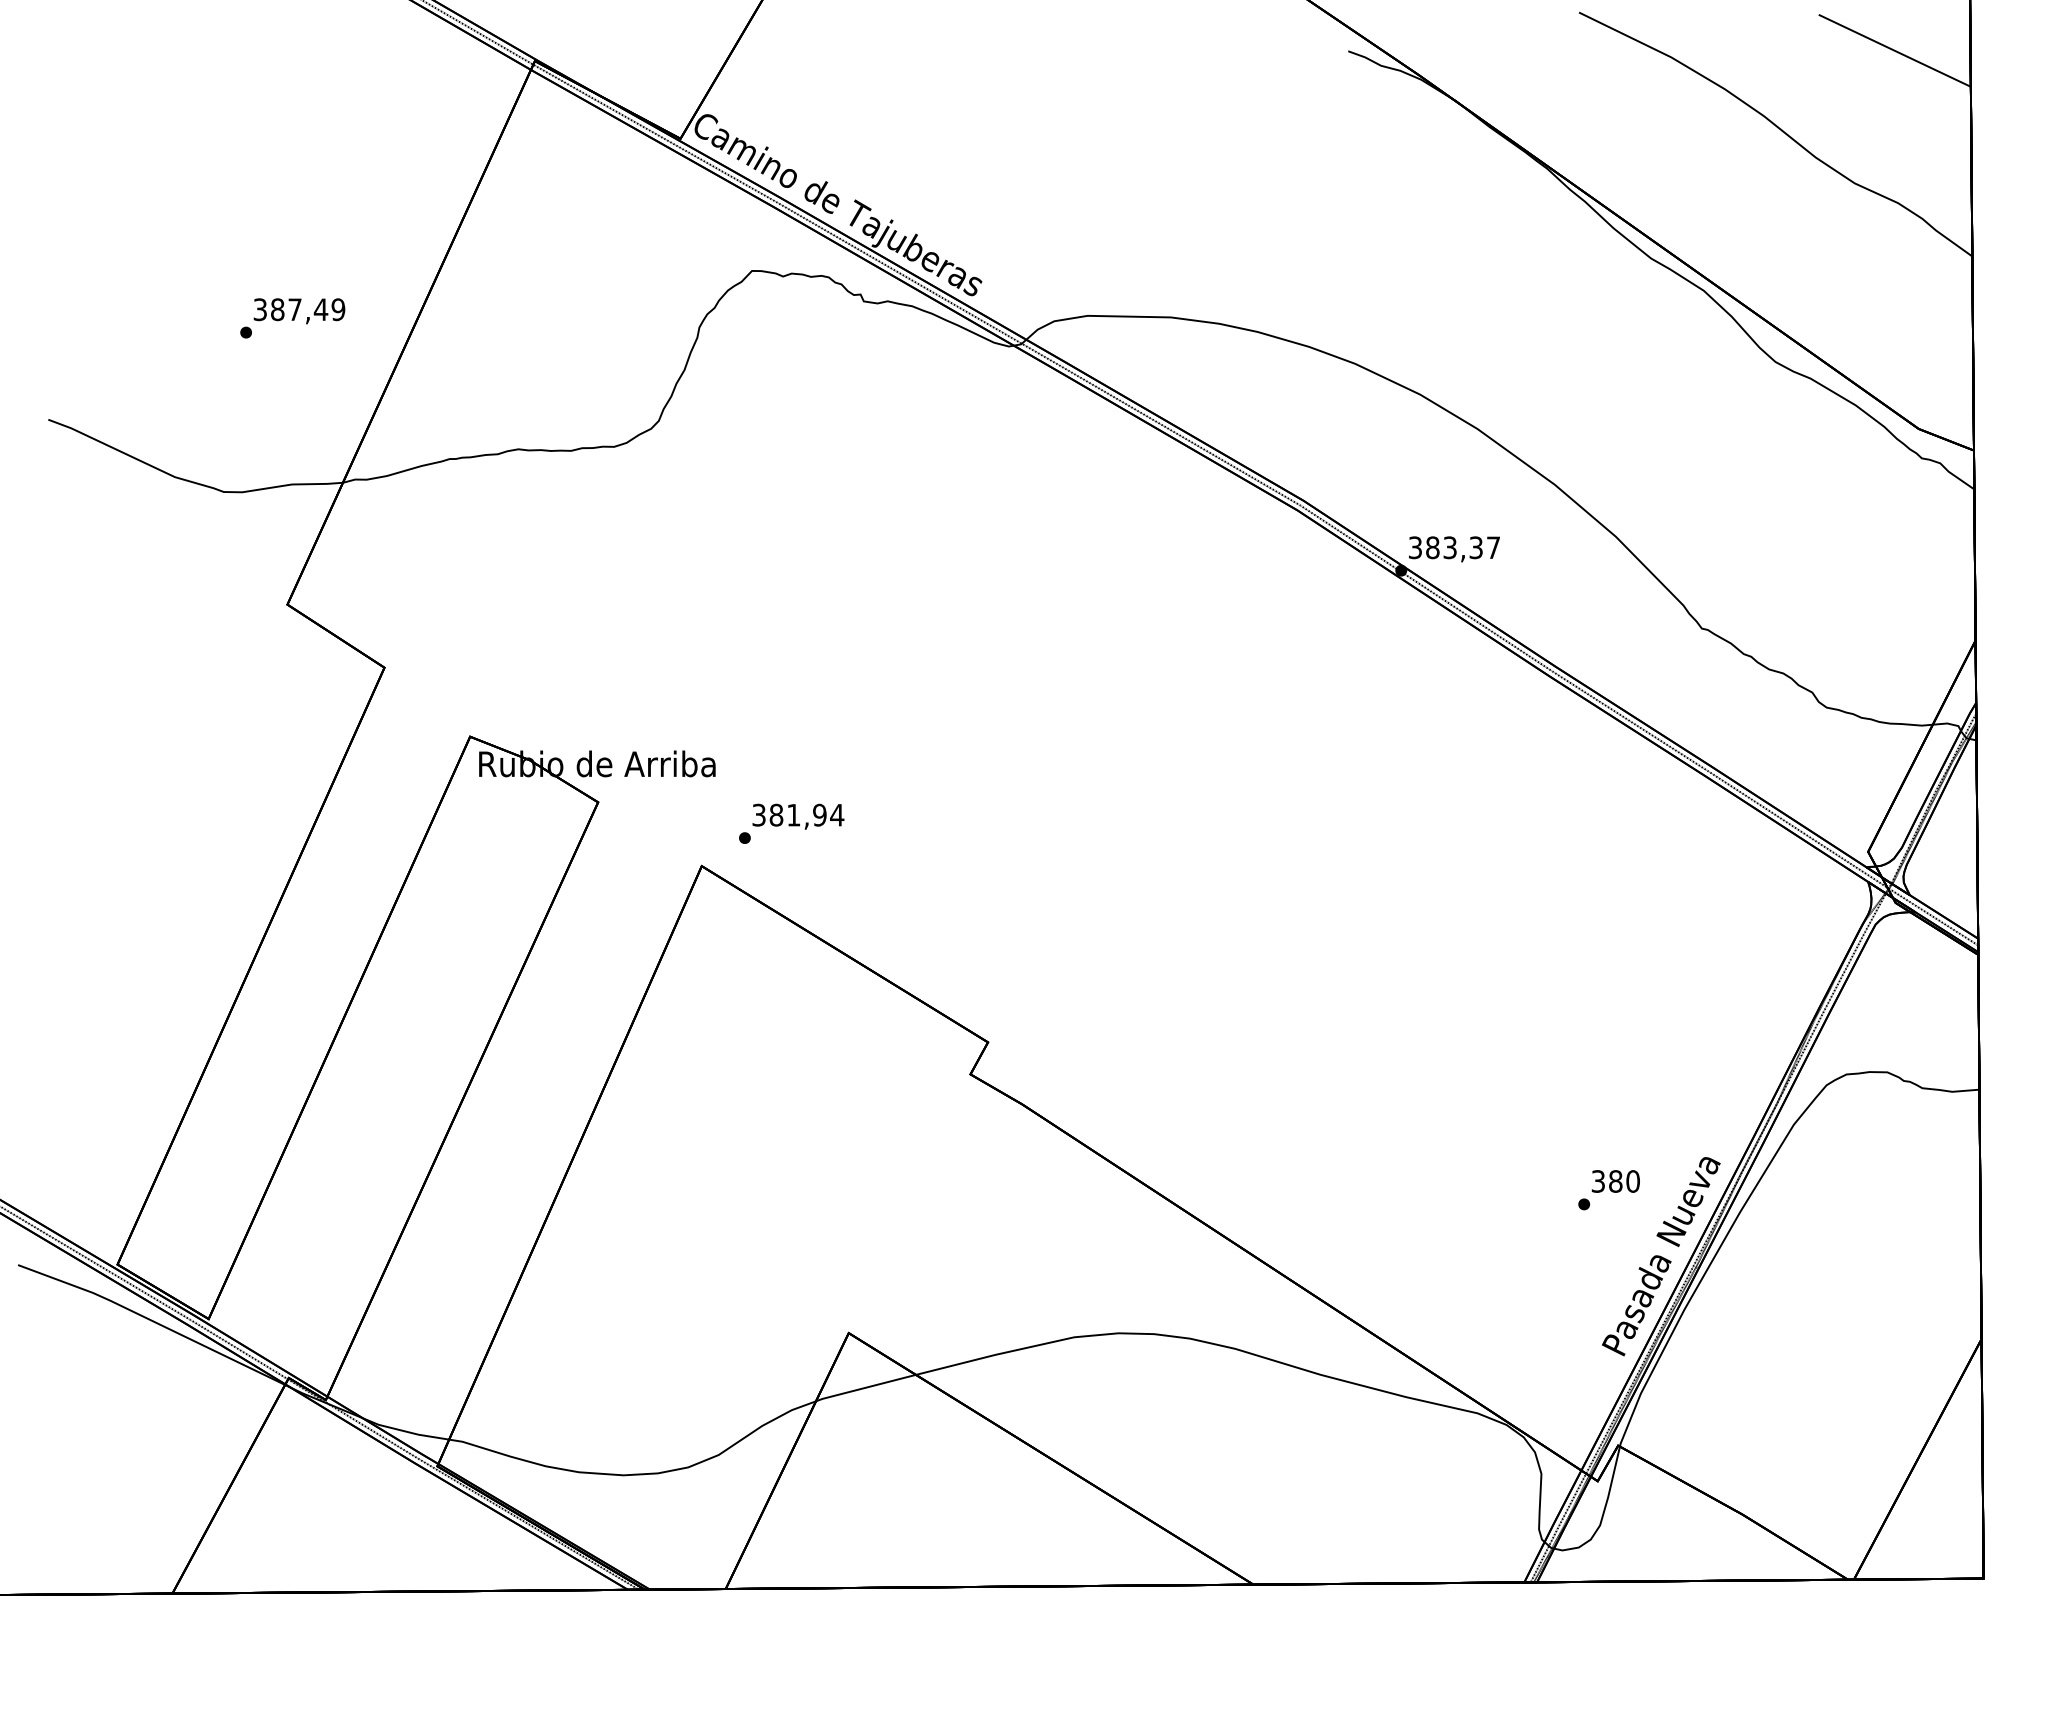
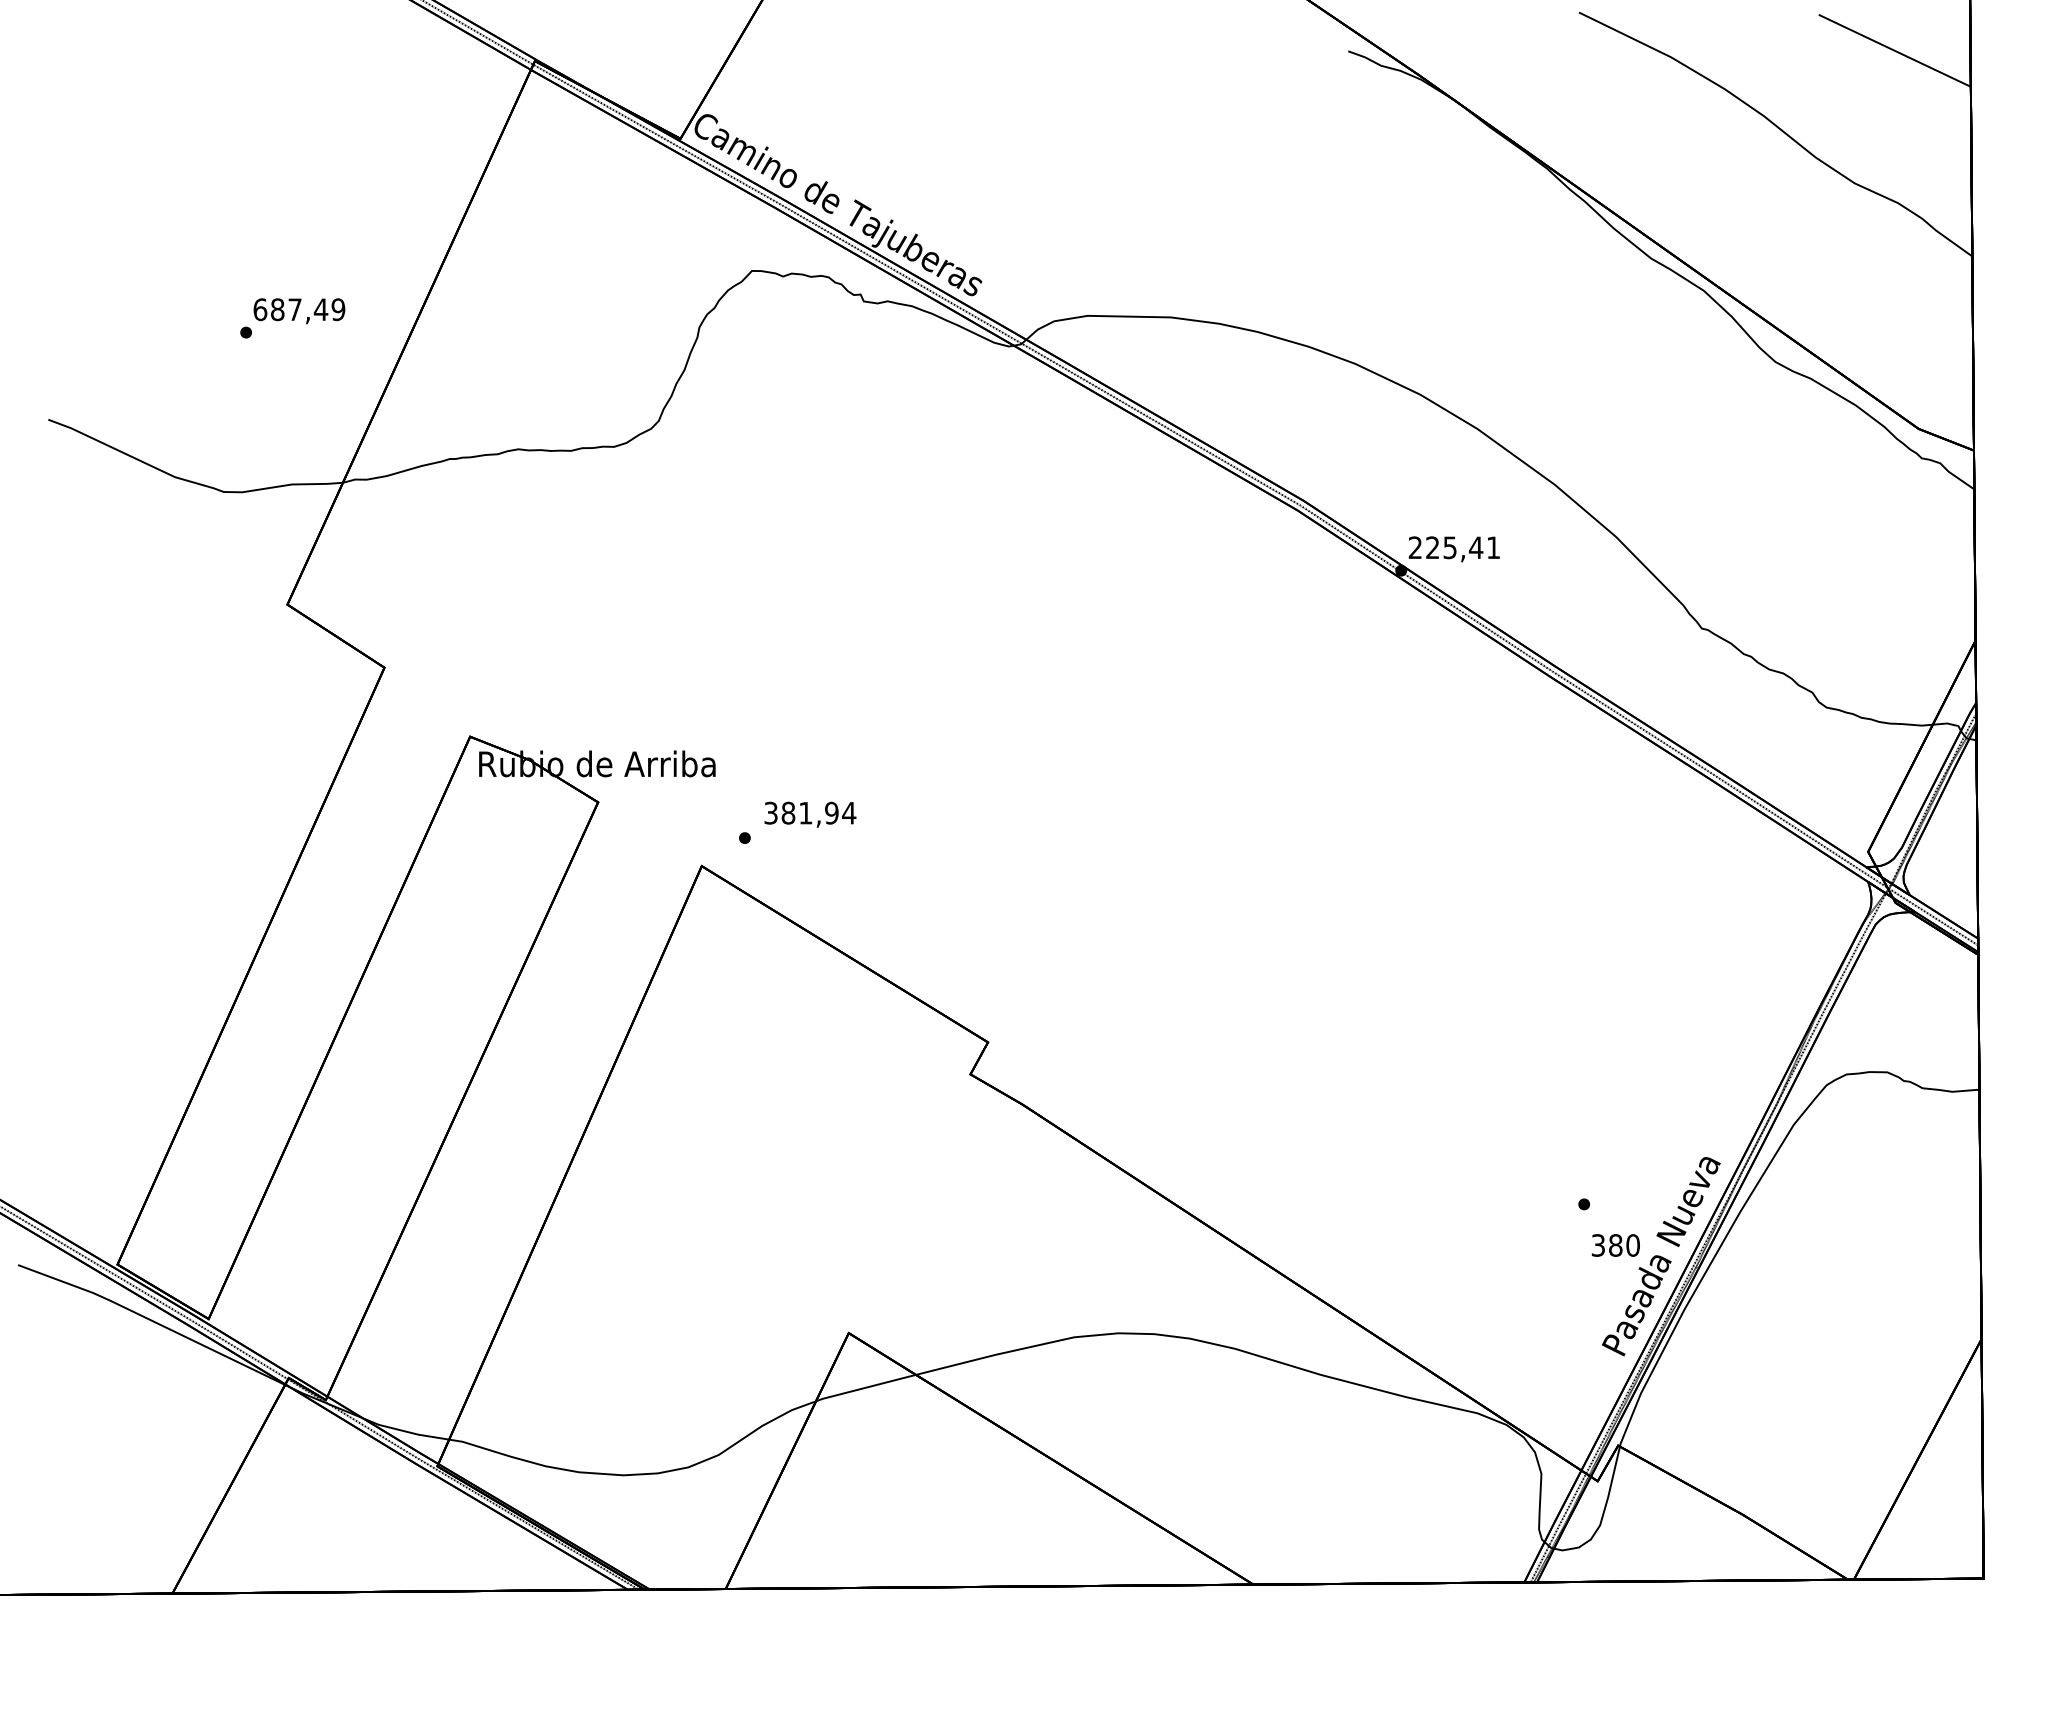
text: 387,49 -> 687,49 (260, 309)
text: 383,37 -> 225,41 (1453, 547)
text position: (798, 816) -> (810, 814) (810, 814)
text position: (1615, 1181) -> (1615, 1245) (1615, 1245)
